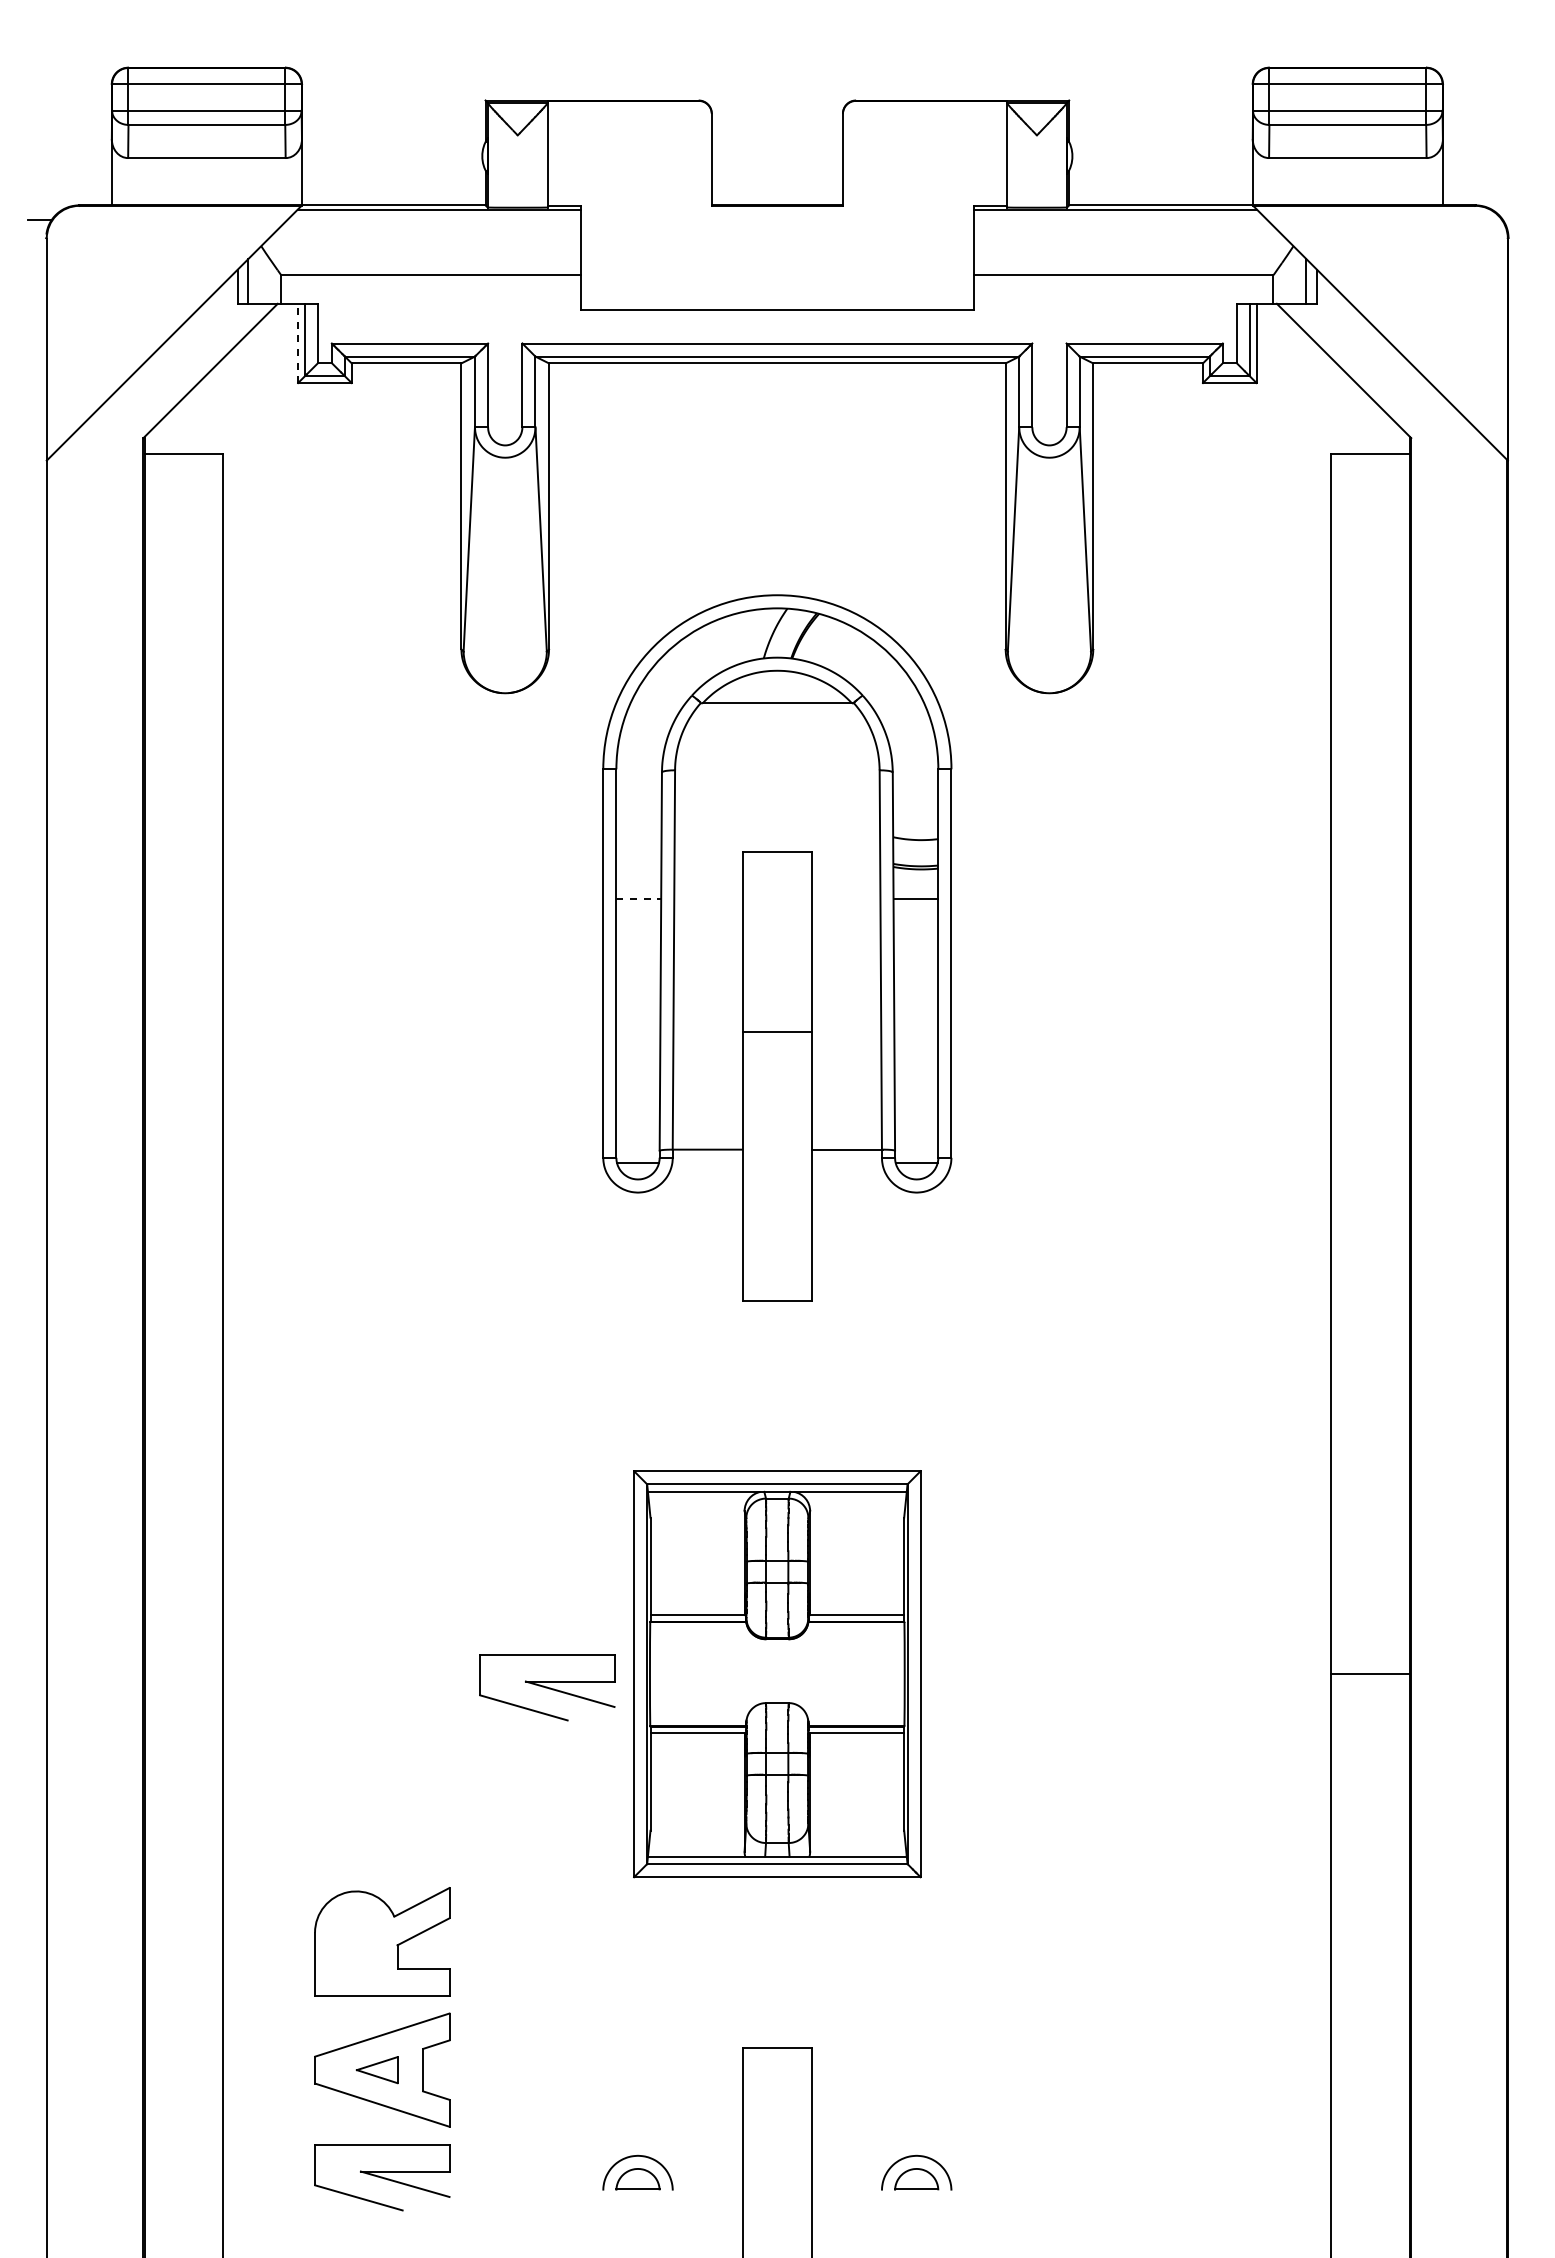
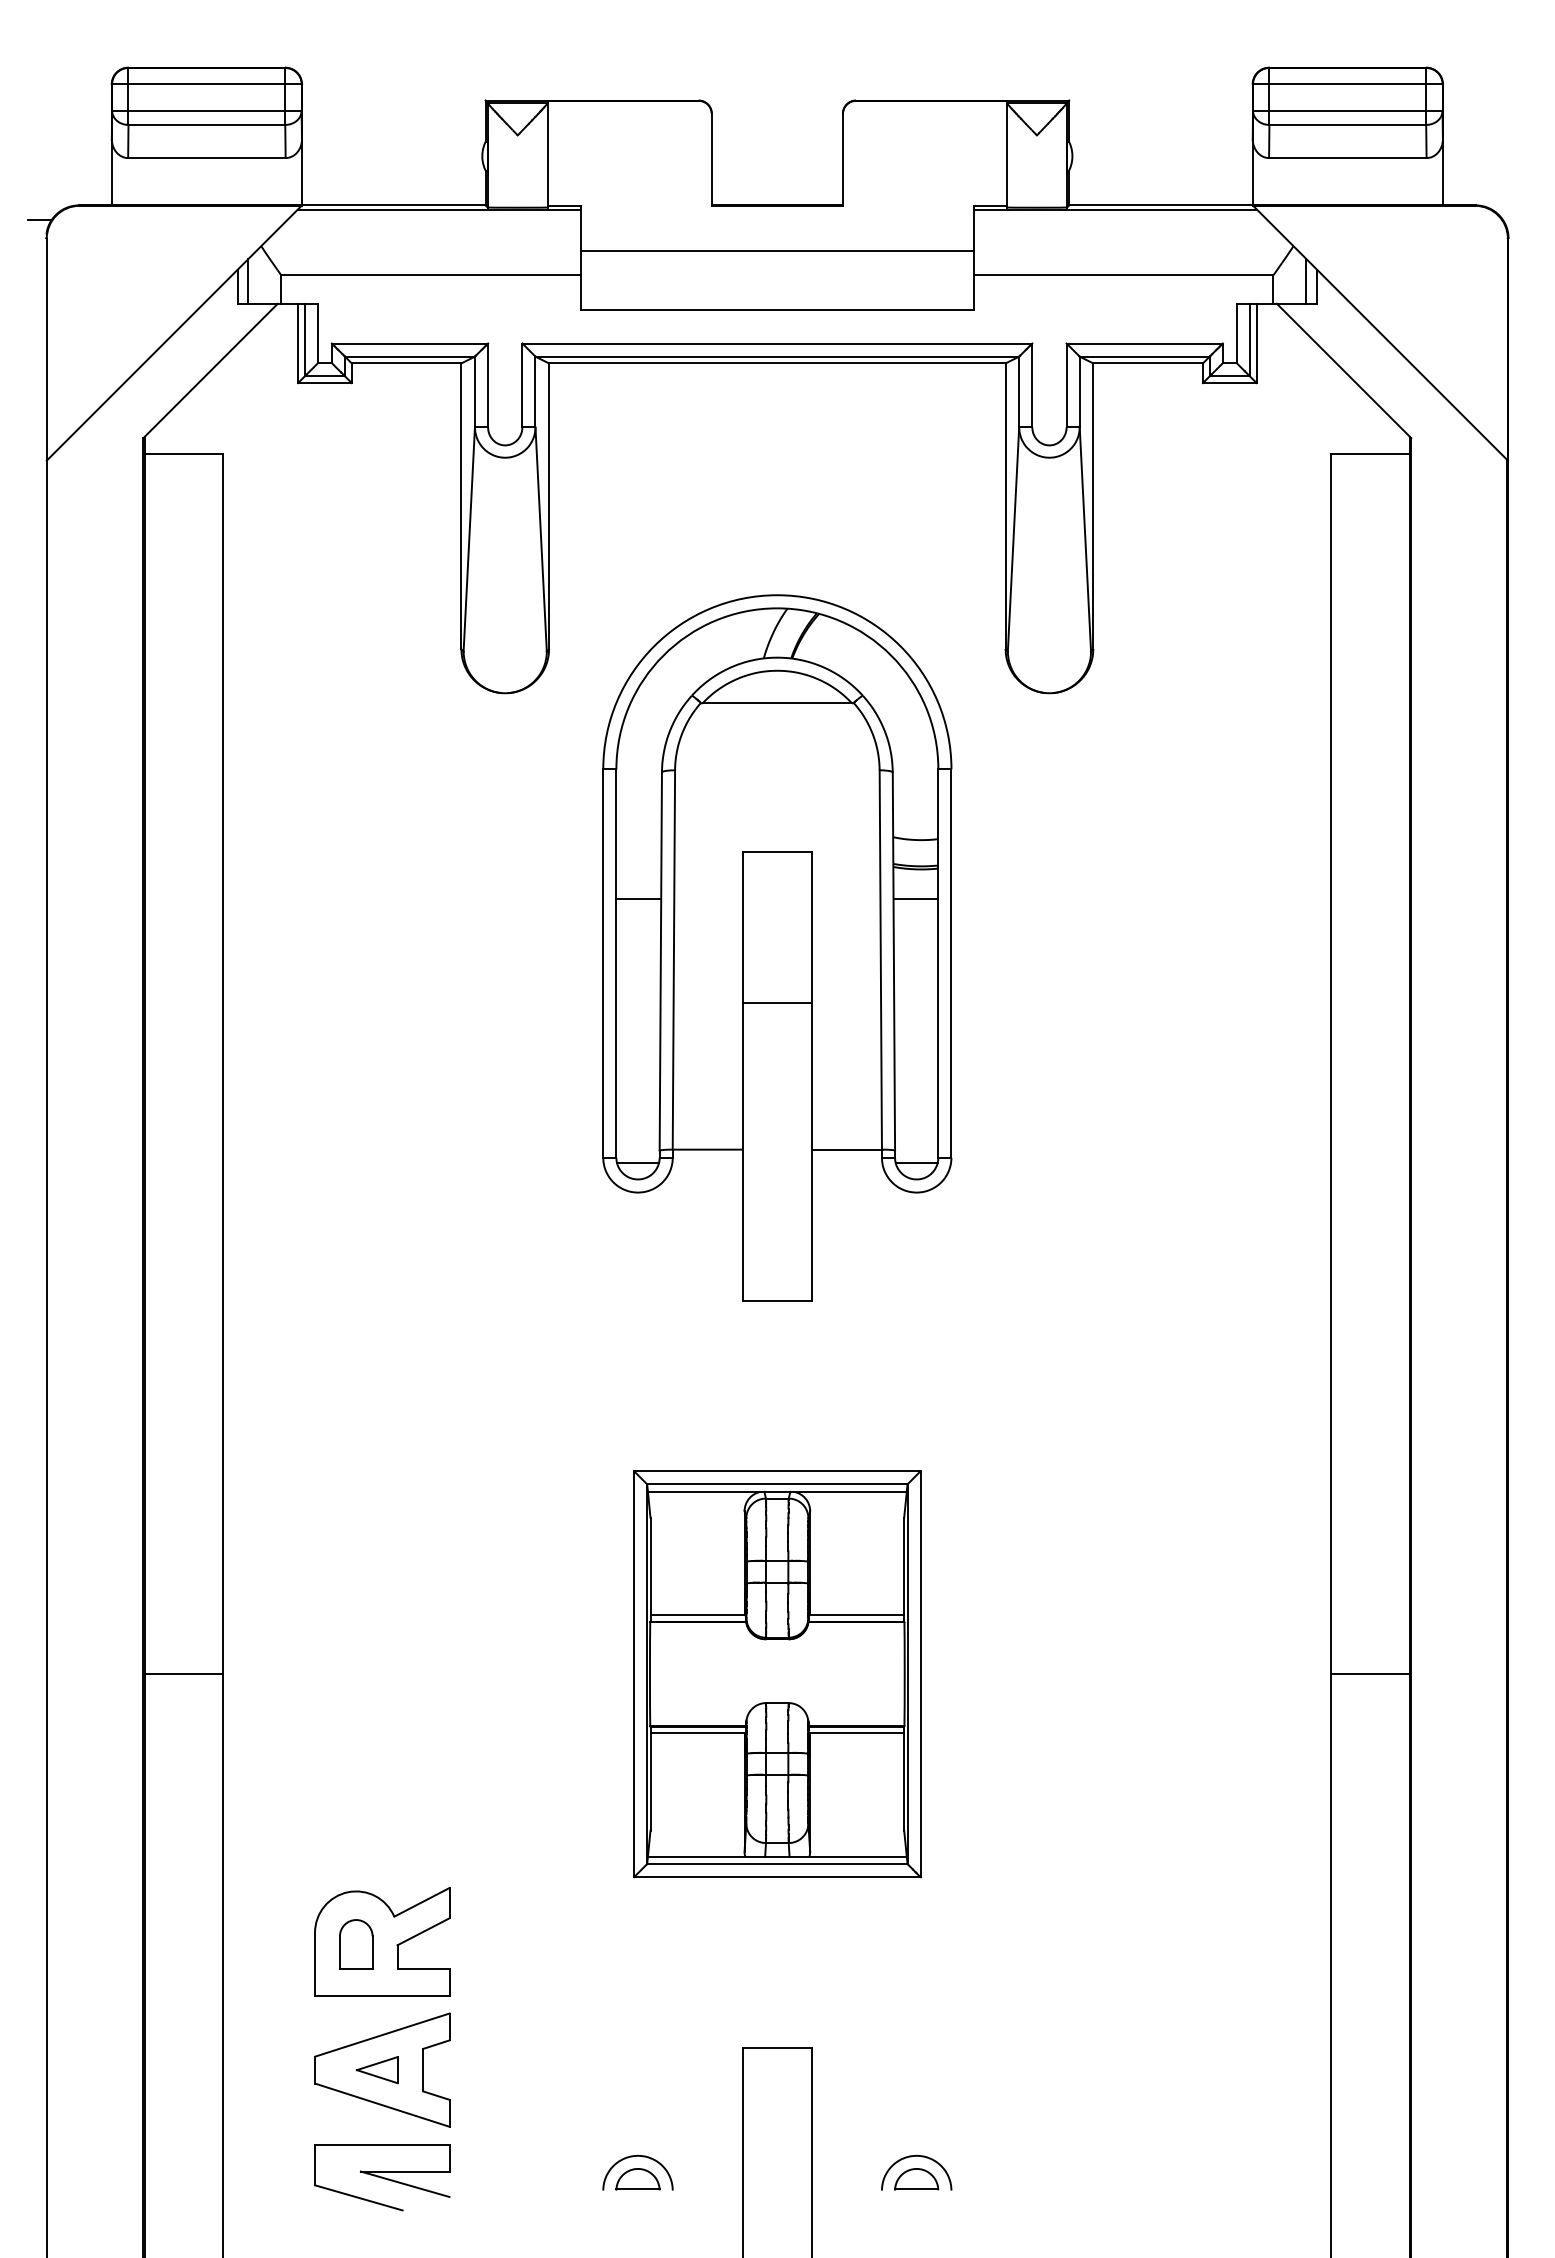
line: none -> present (777, 251)
line: dashed -> solid (298, 343)
line: dashed -> solid (639, 898)
line position: (776, 1032) -> (776, 1003) (776, 1003)
line: none -> present (183, 1674)
part: present -> none (547, 1687)
part: none -> present (356, 1944)
